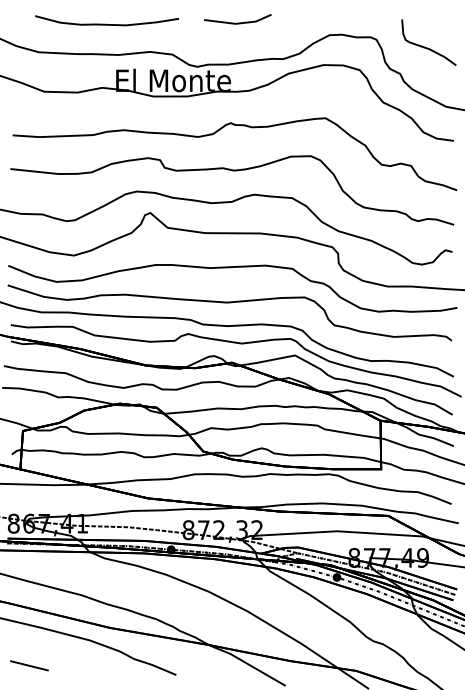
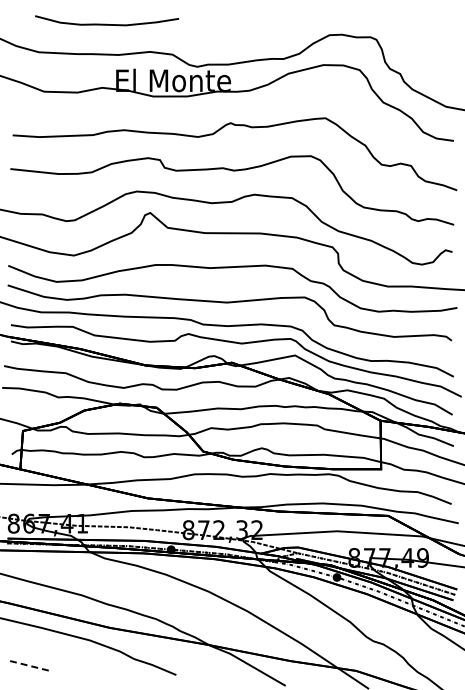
line: present -> none (237, 22)
curve: present -> none (425, 46)
line: solid -> dashed (29, 665)
